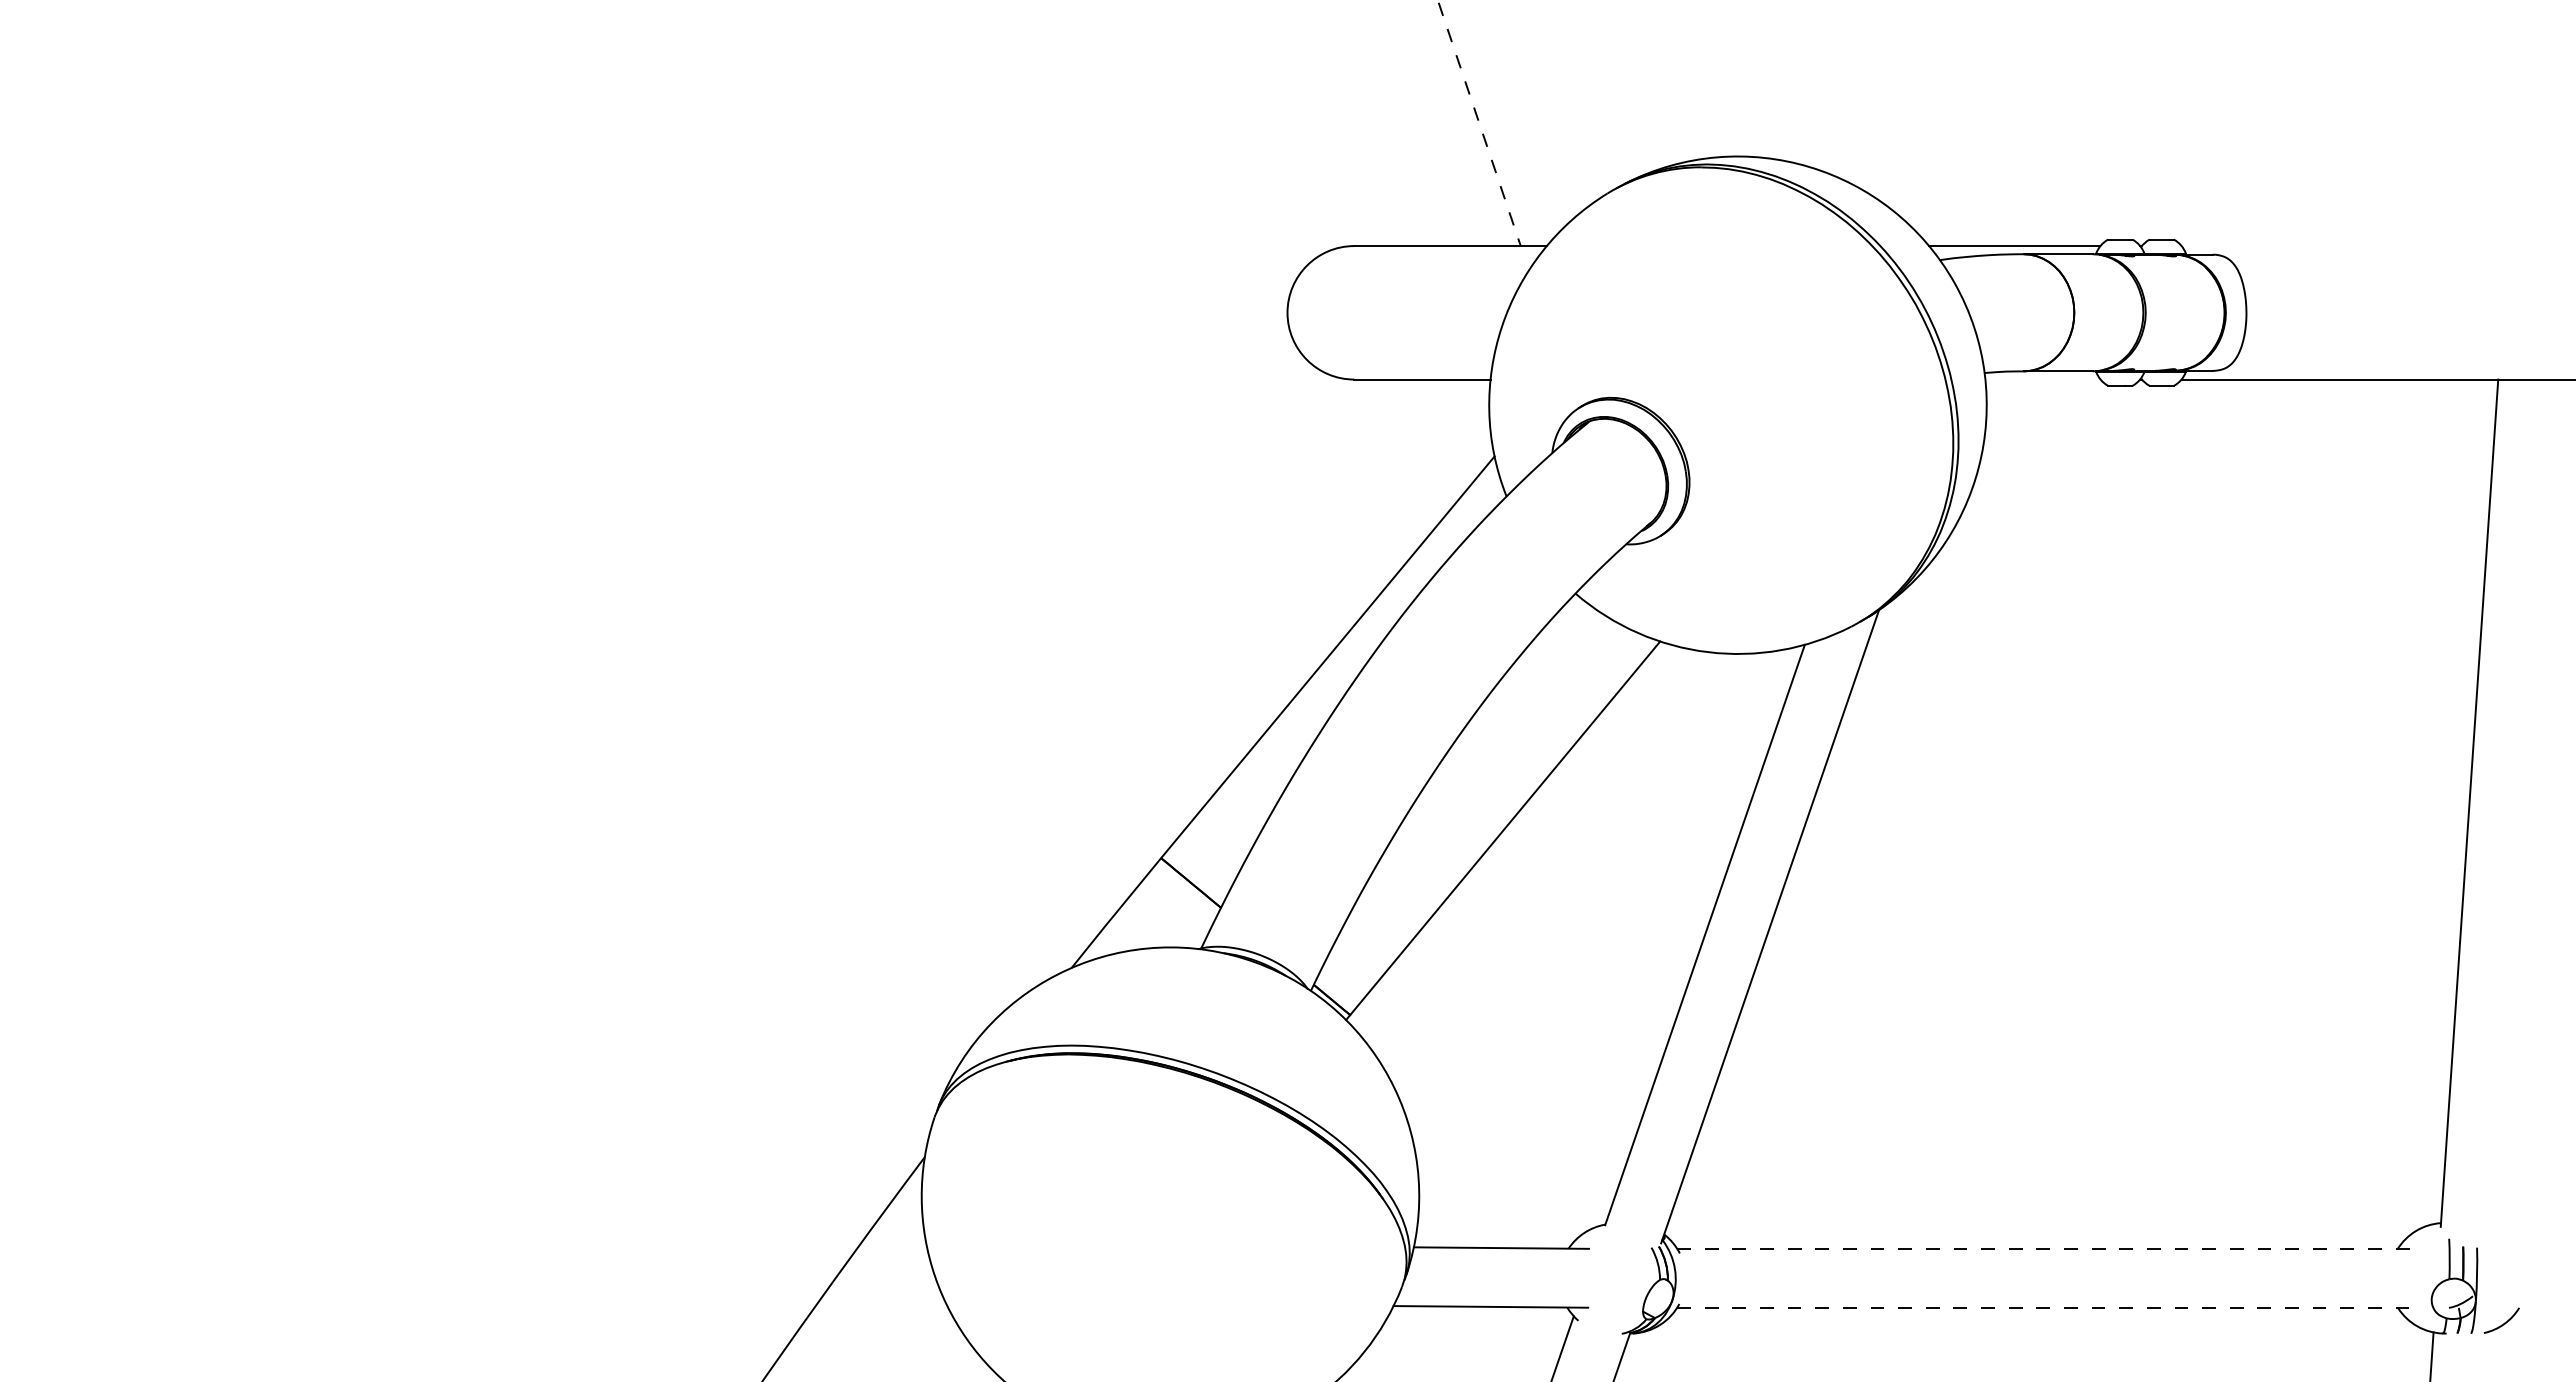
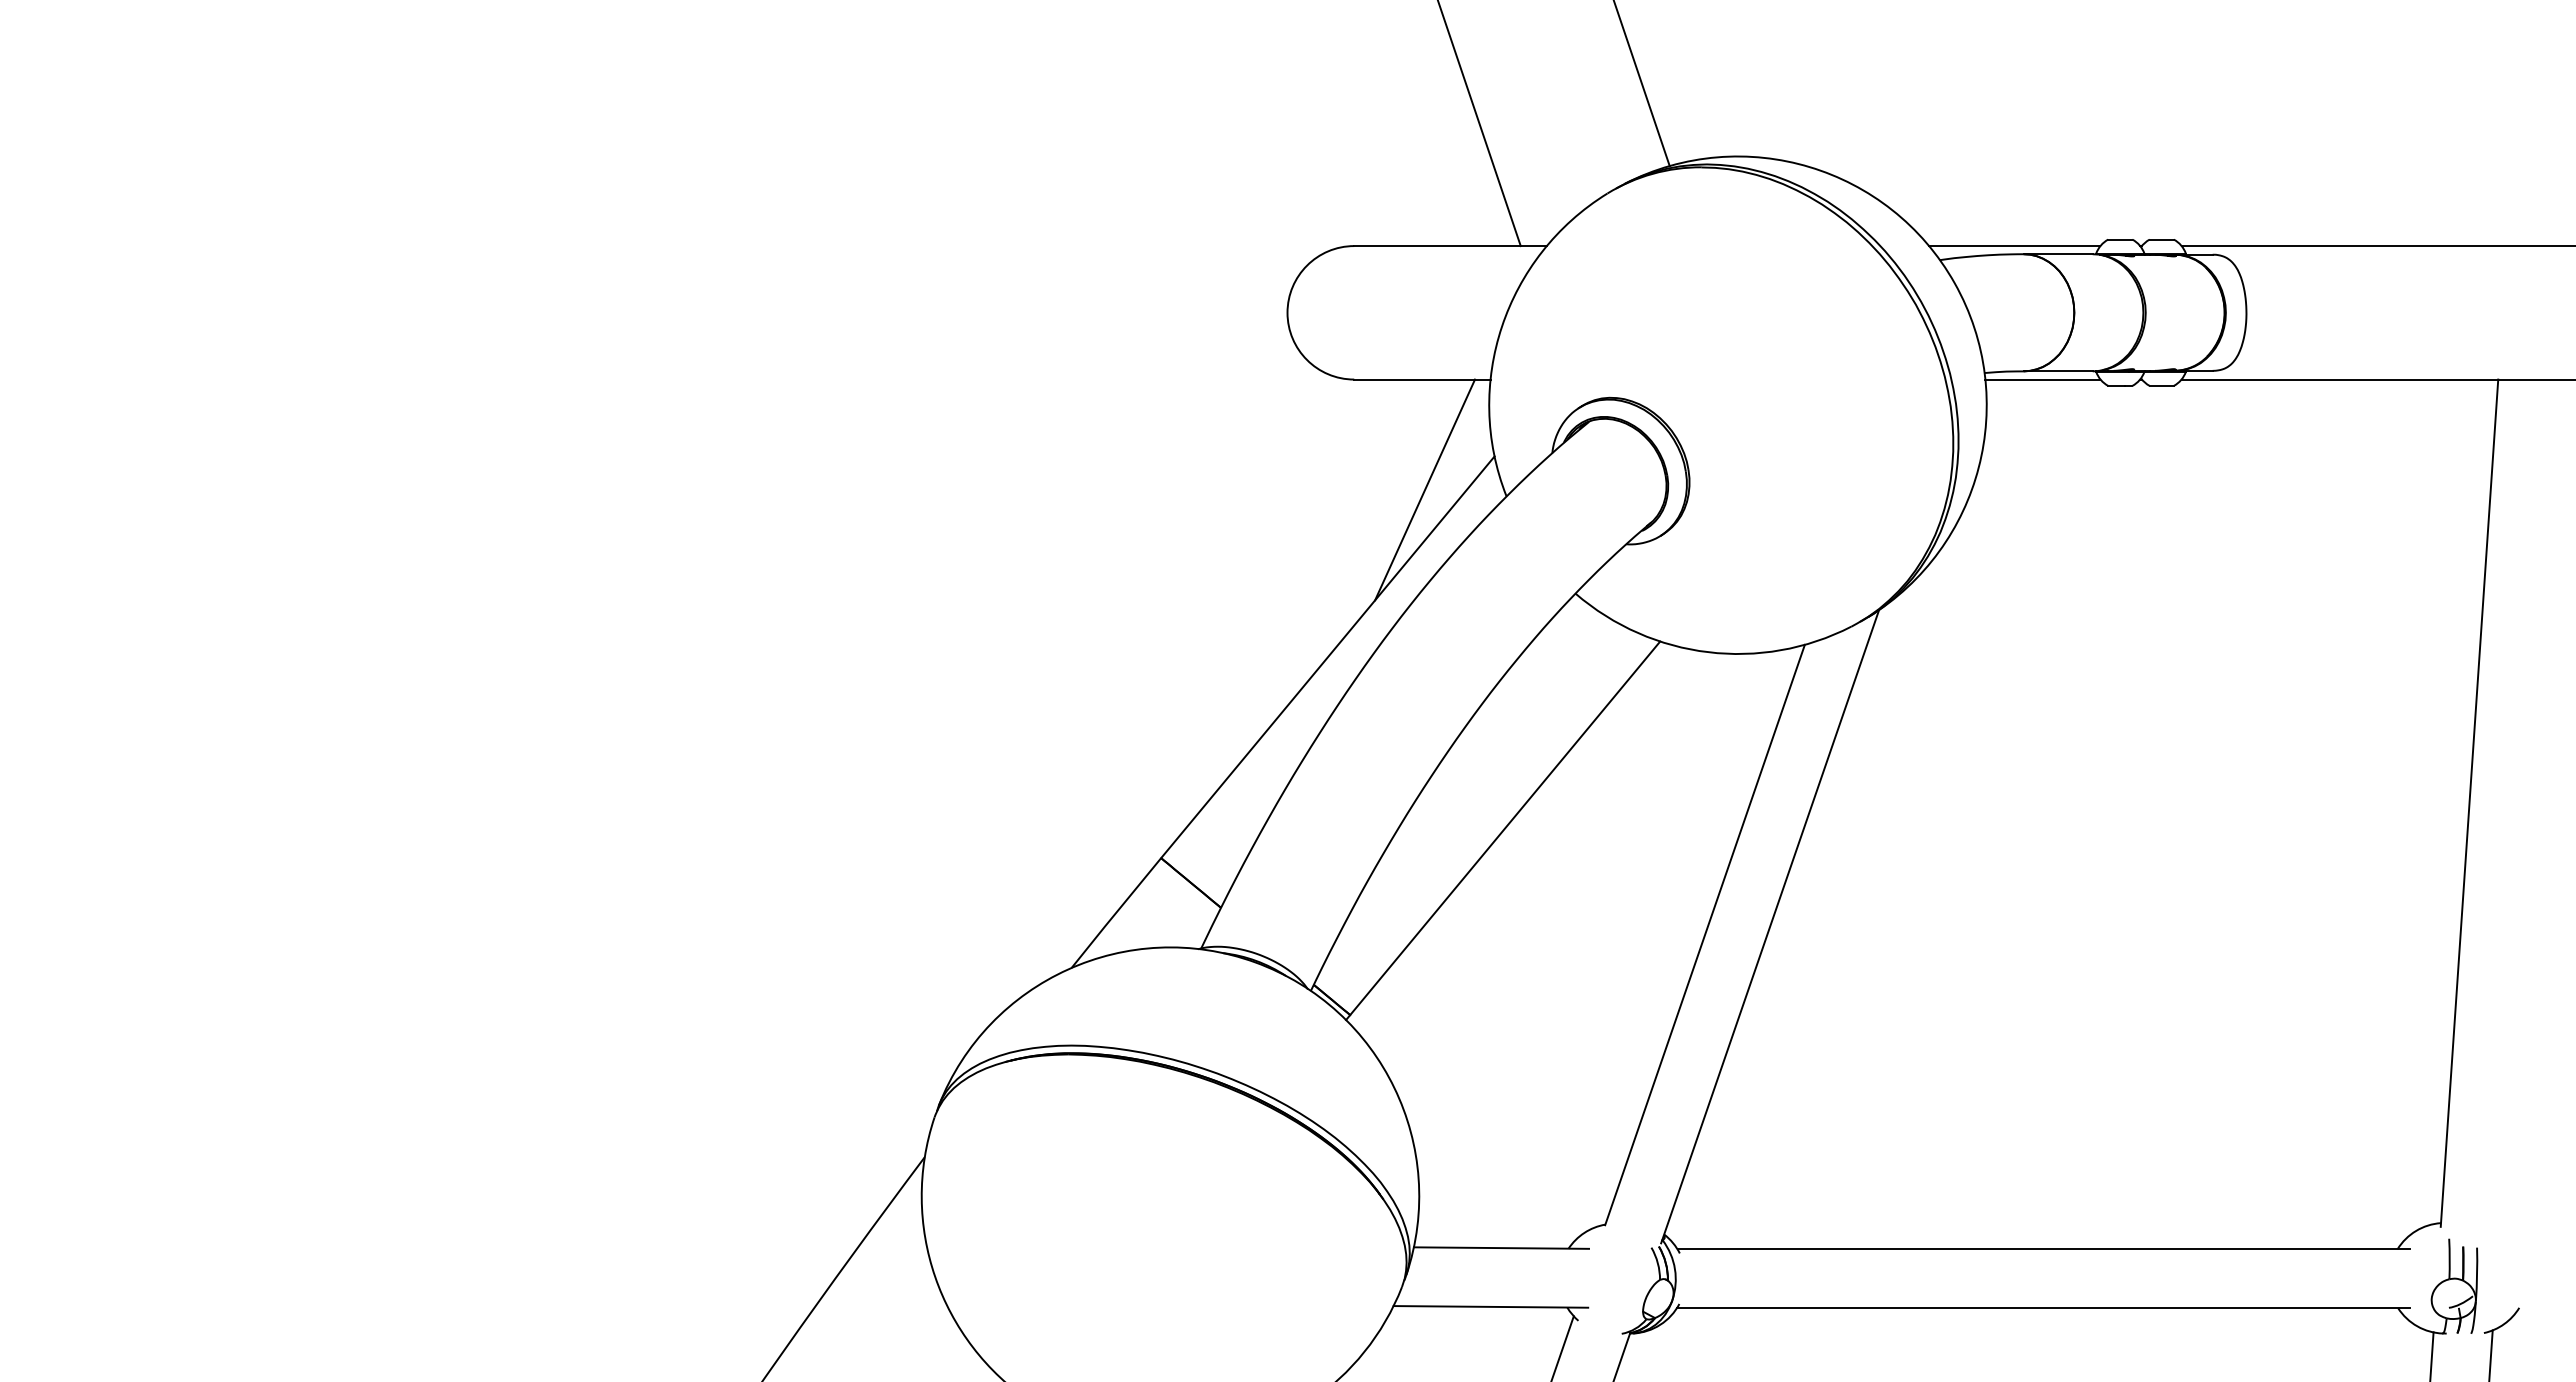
line: none -> present (1641, 84)
line: dashed -> solid (1479, 123)
line: none -> present (2376, 246)
line: none -> present (2042, 379)
line: none -> present (1425, 489)
line: dashed -> solid (2043, 1249)
line: dashed -> solid (2043, 1307)
line: none -> present (2490, 1354)
